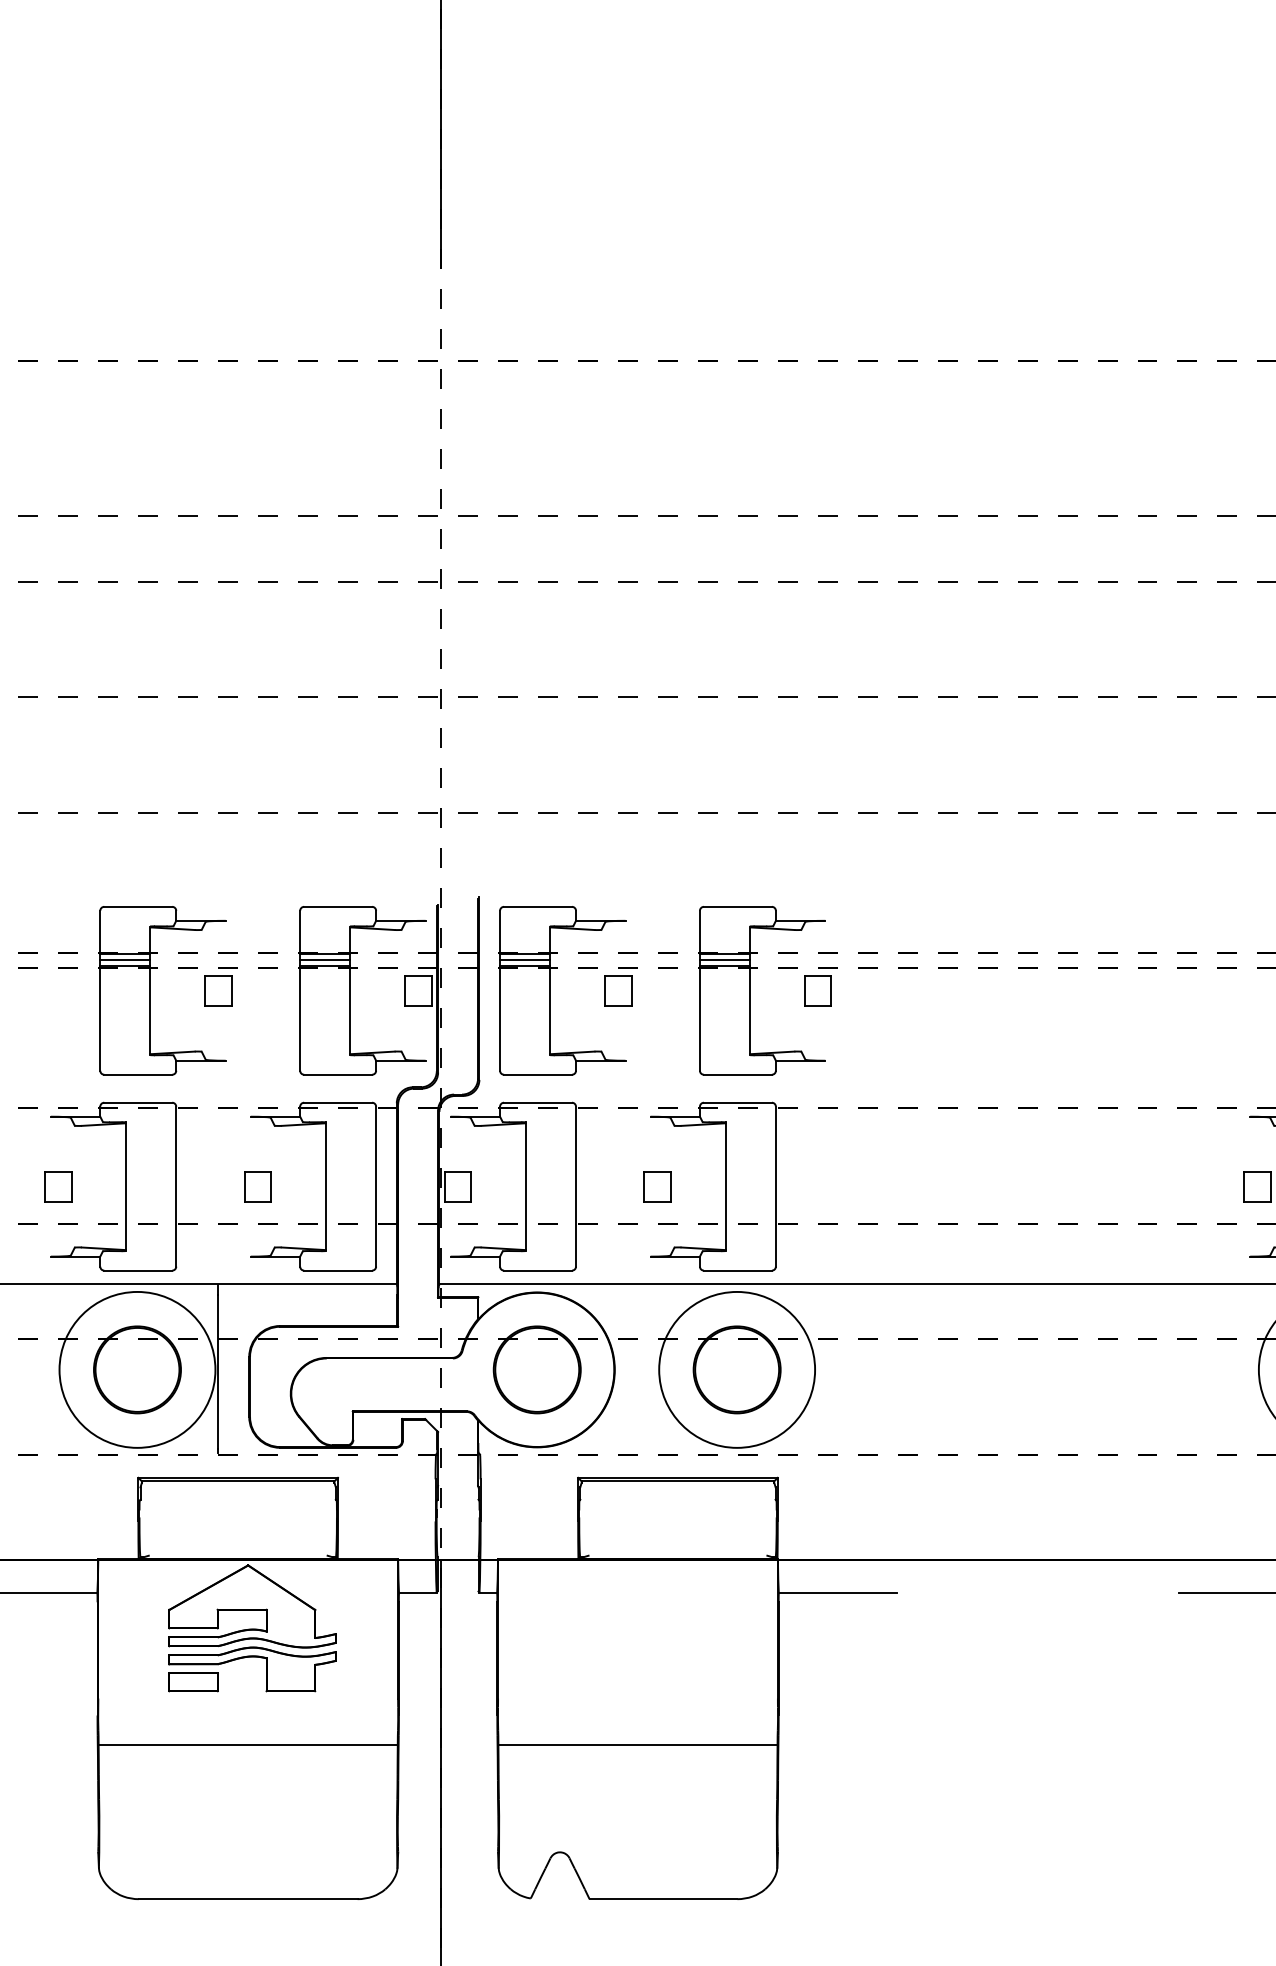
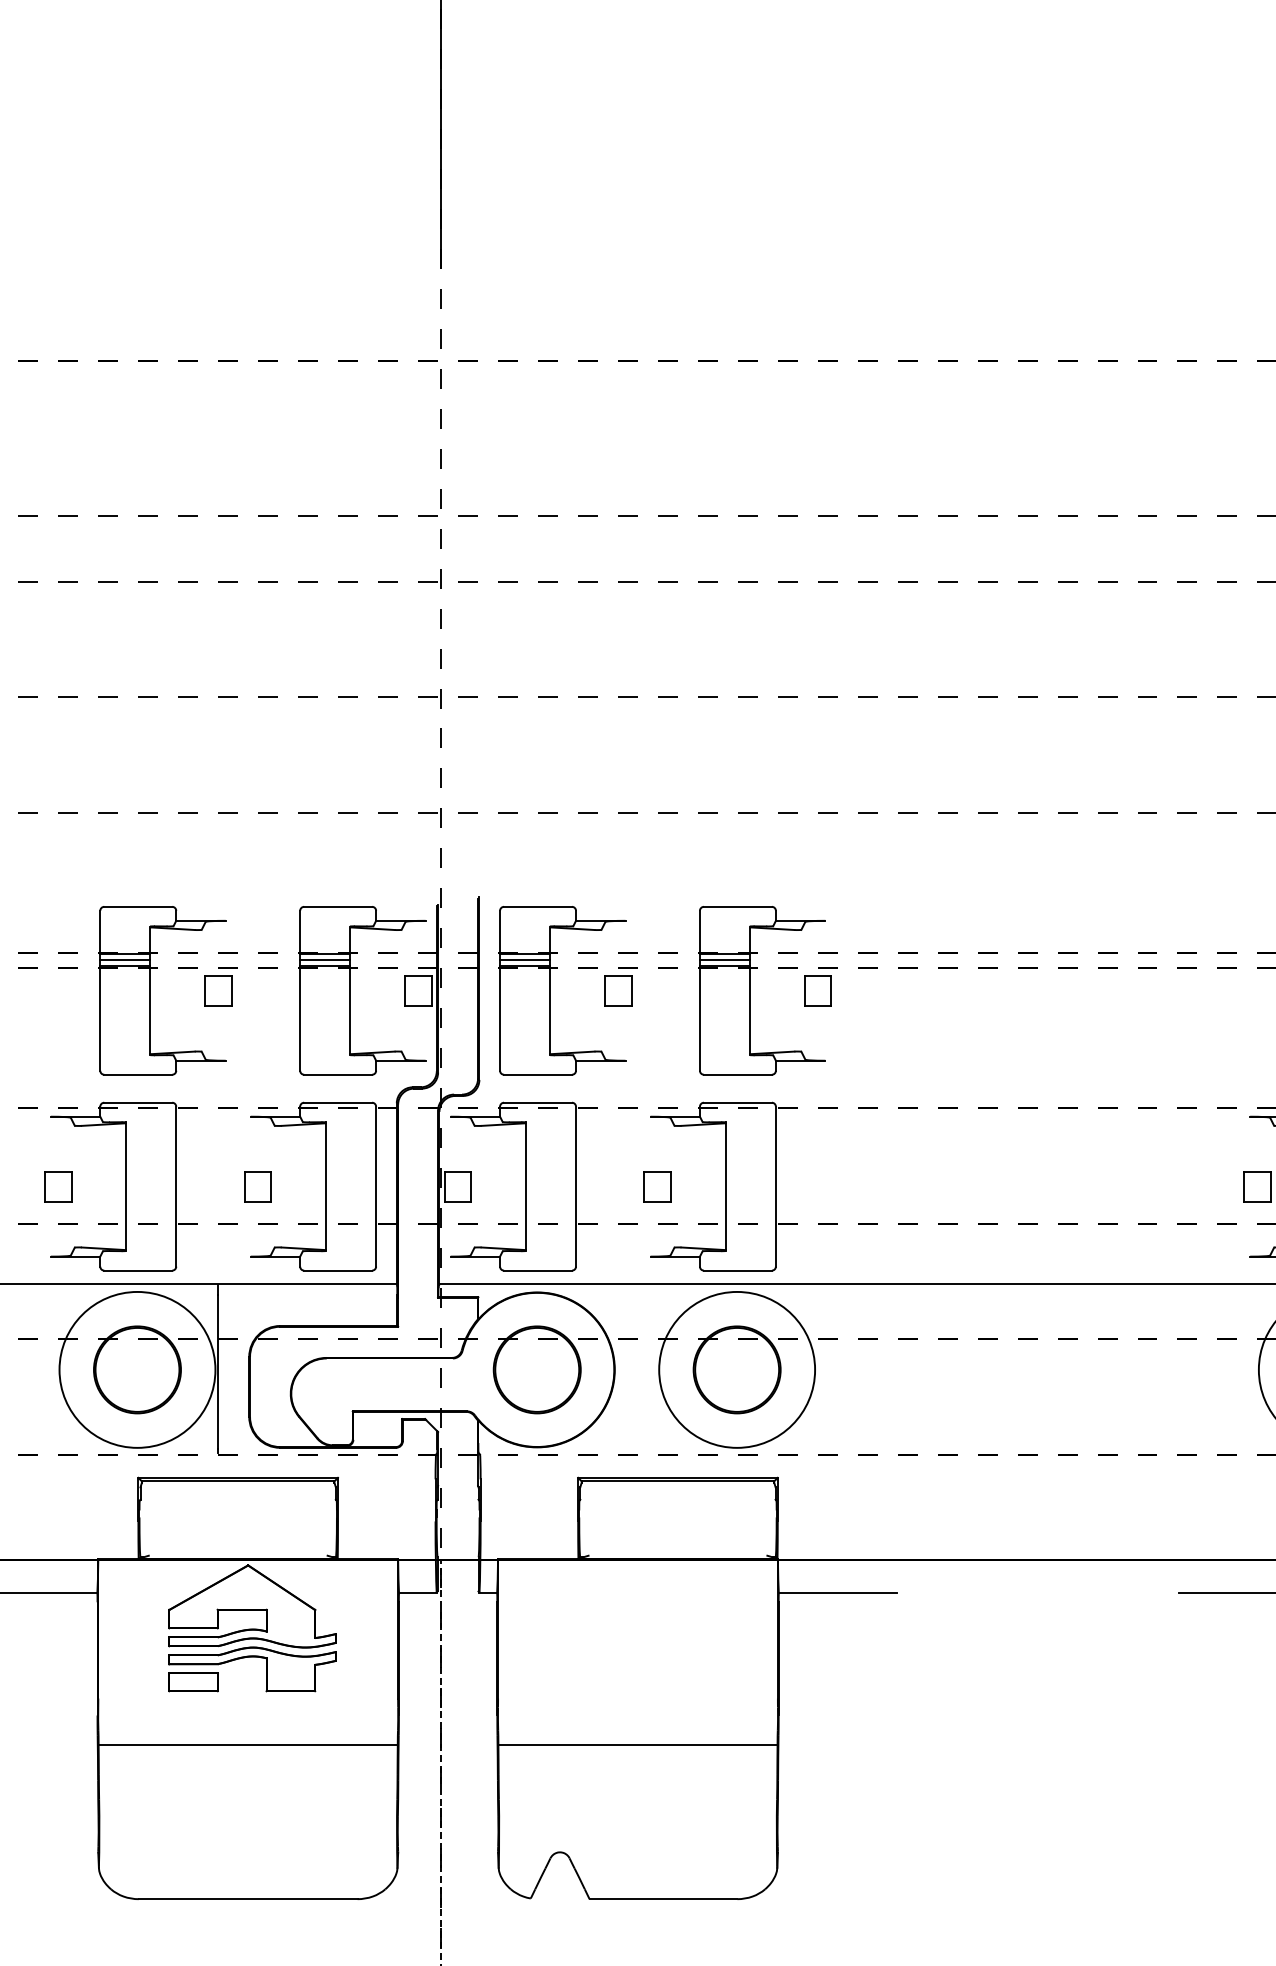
line: solid -> dashed (441, 1762)
